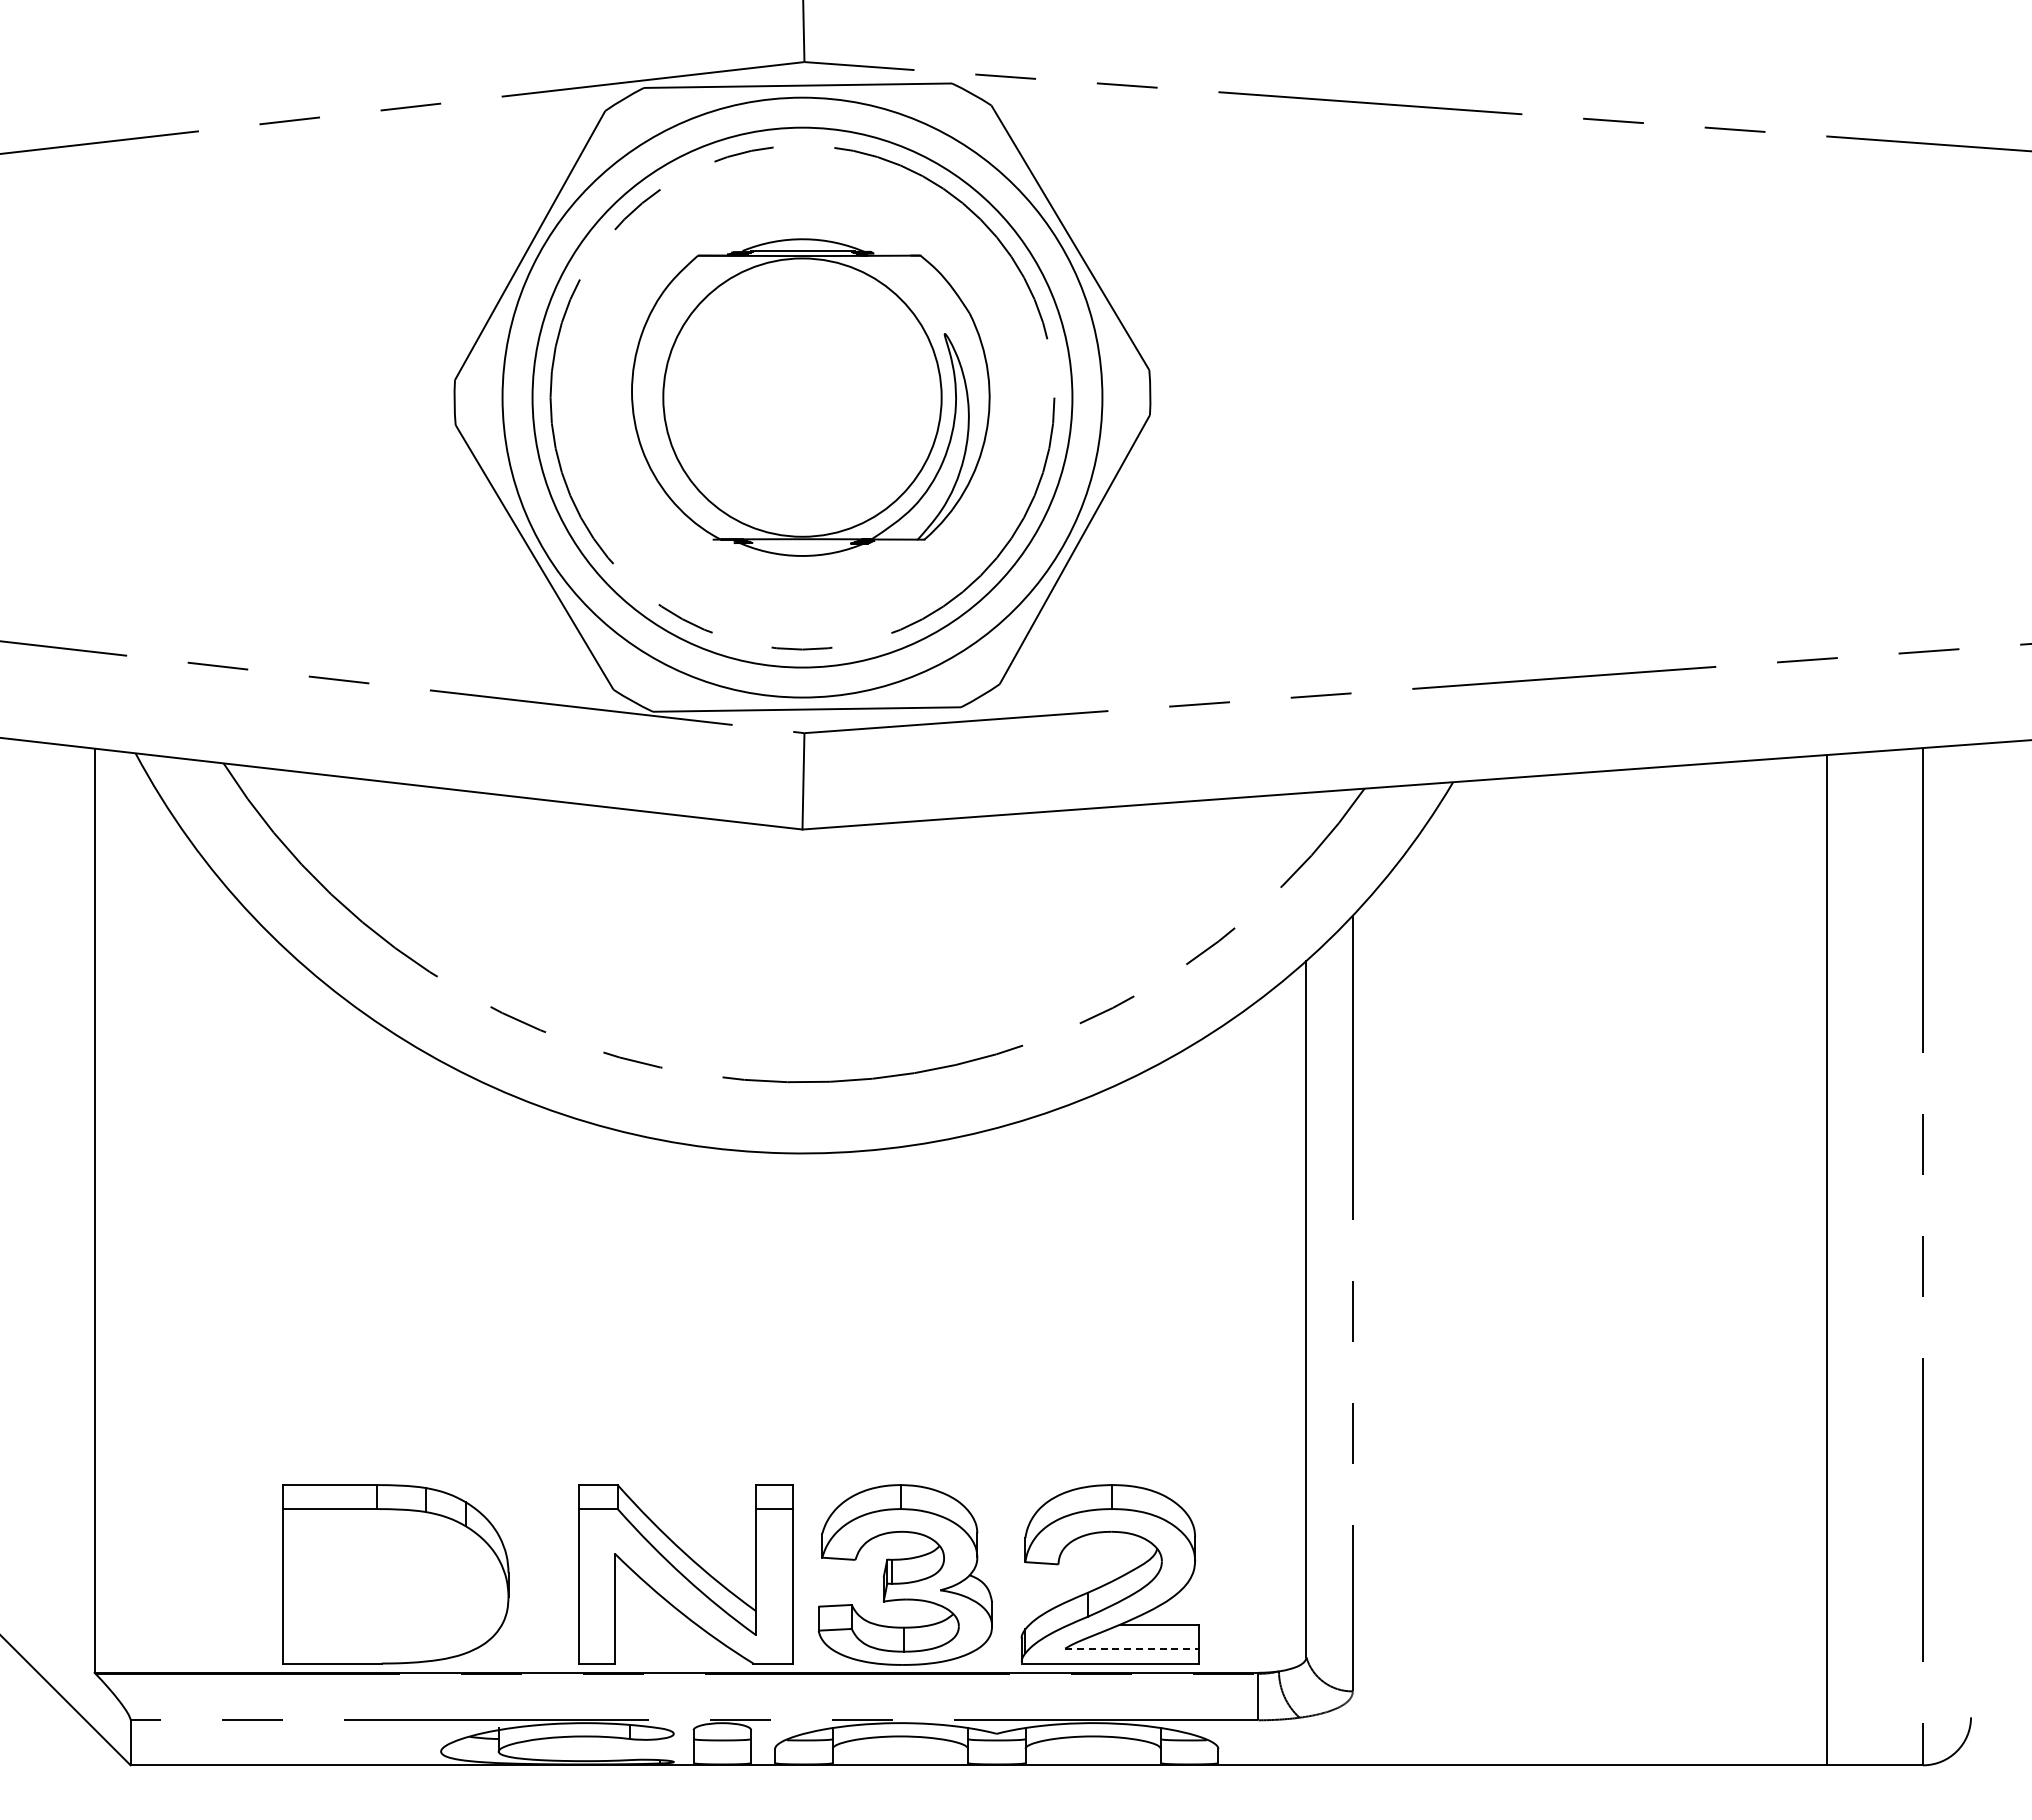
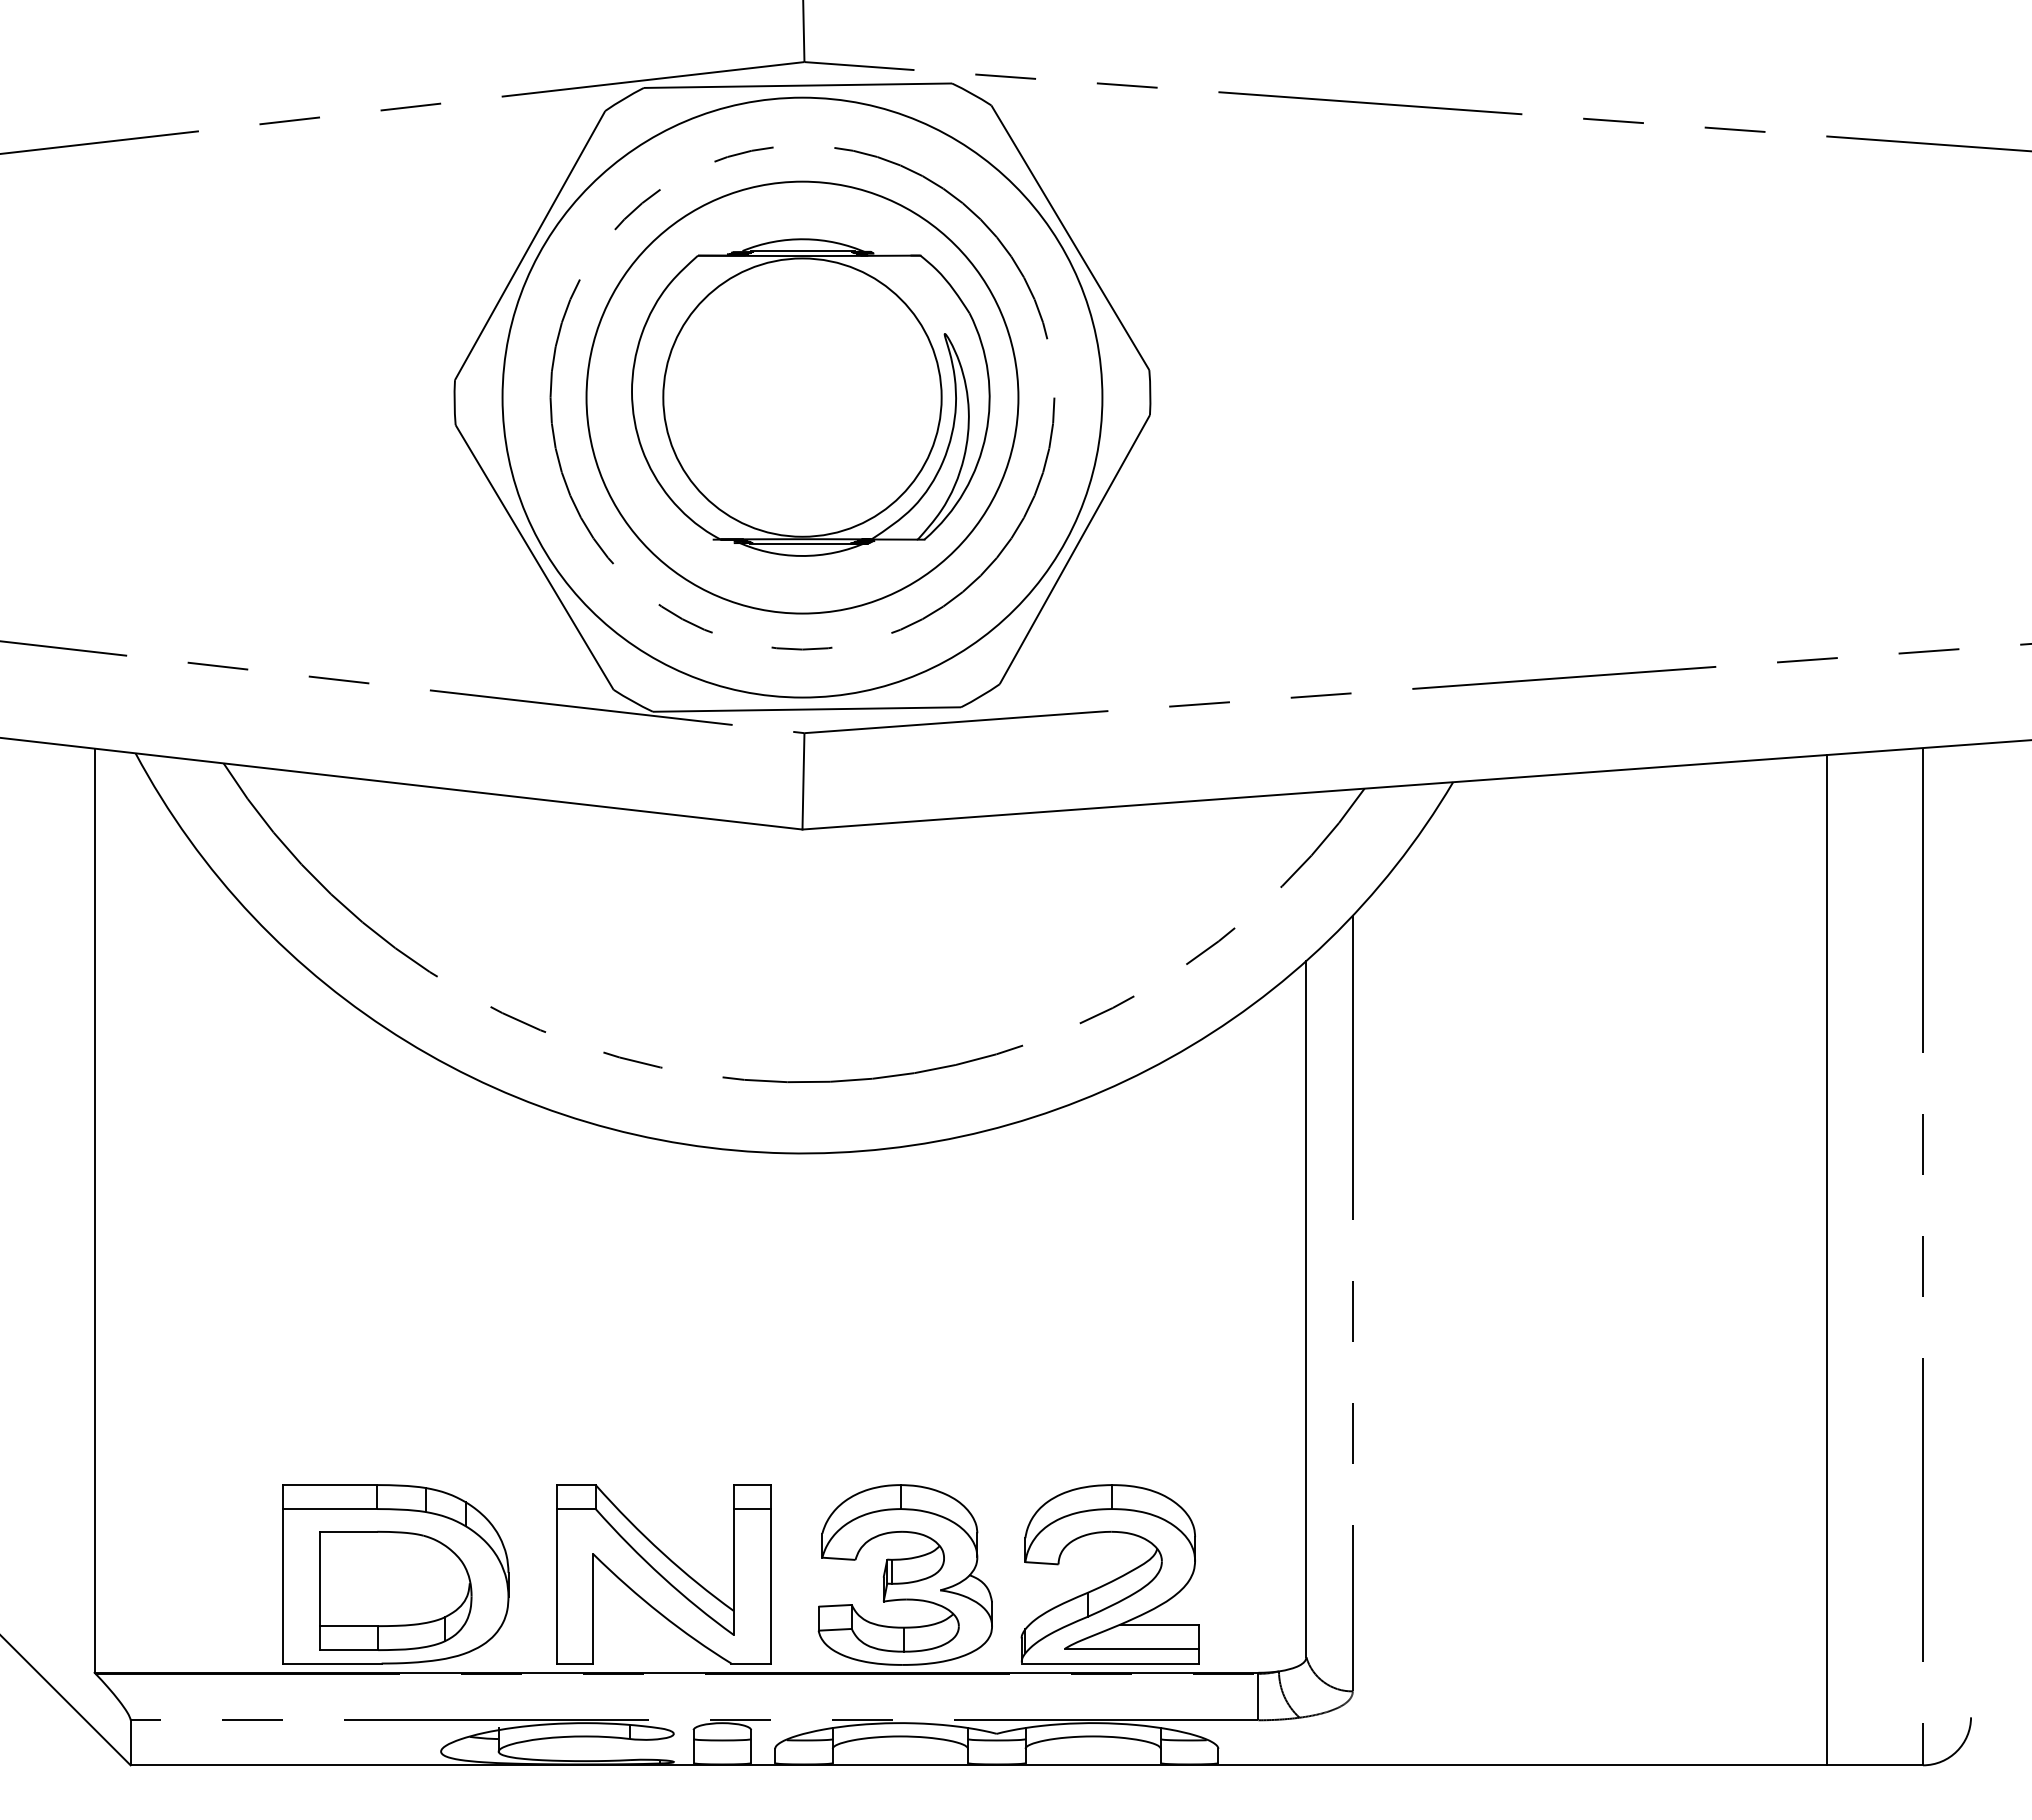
circle diameter: 540 px -> 432 px (802, 397)
line: none -> present (801, 544)
part position: (685, 1574) -> (663, 1574) (663, 1574)
part: none -> present (395, 1590)
line: dashed -> solid (1132, 1648)
